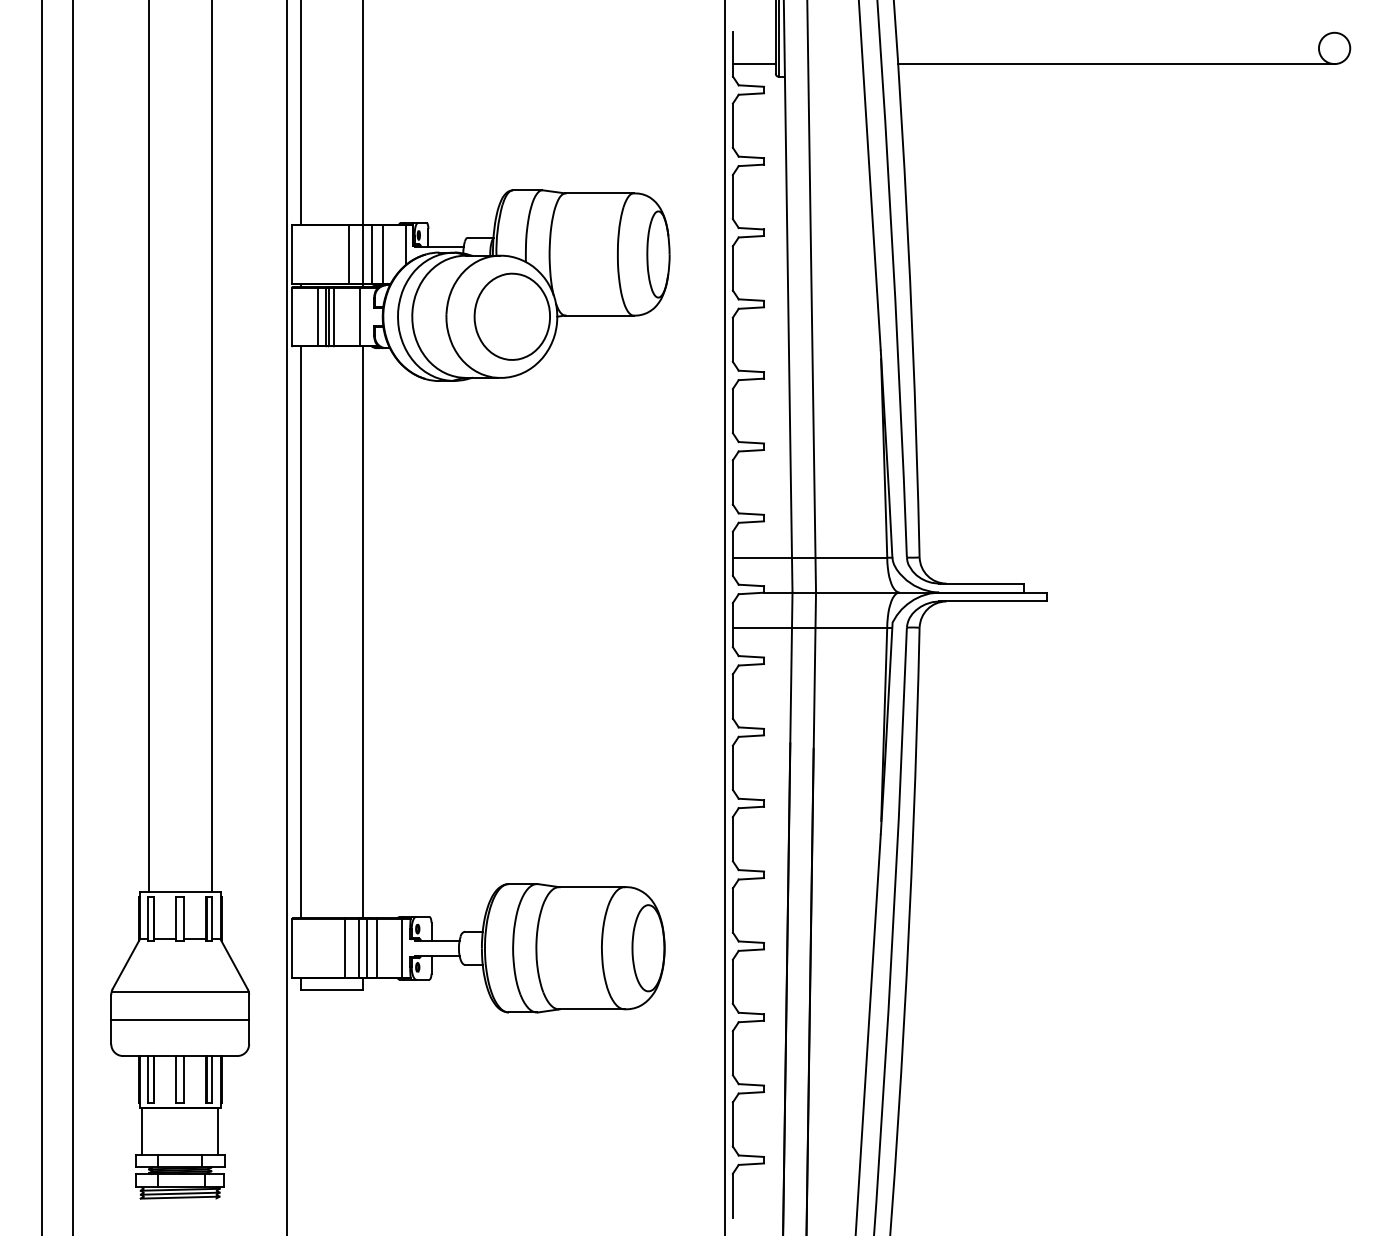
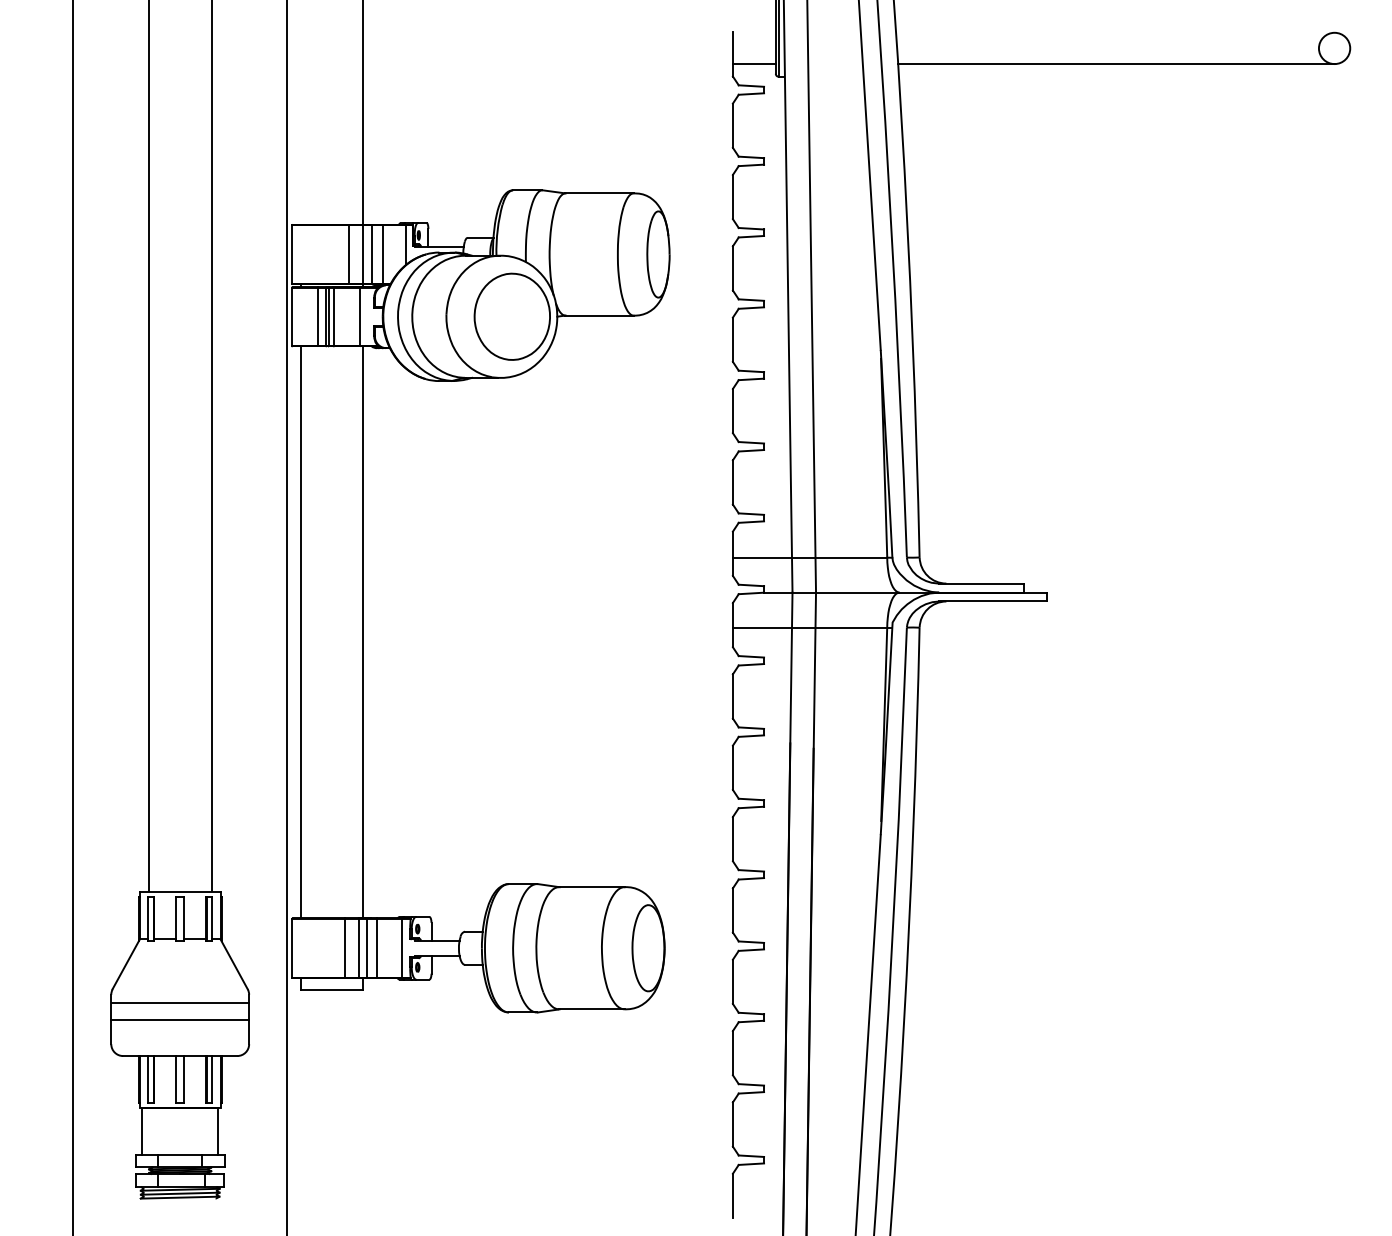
line: present -> none (300, 113)
line: present -> none (41, 617)
line: present -> none (725, 617)
line position: (179, 991) -> (179, 1002) (179, 1002)
